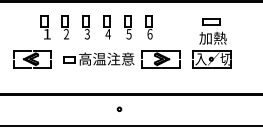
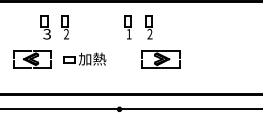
part: present -> none (85, 27)
part: present -> none (106, 27)
text: 1 -> 3 (46, 33)
text: 5 -> 1 (128, 34)
text: 6 -> 2 (149, 34)
part: present -> none (211, 43)
text: 高温注意 -> 加熱 (106, 58)
line position: (130, 126) -> (130, 109) (130, 109)
